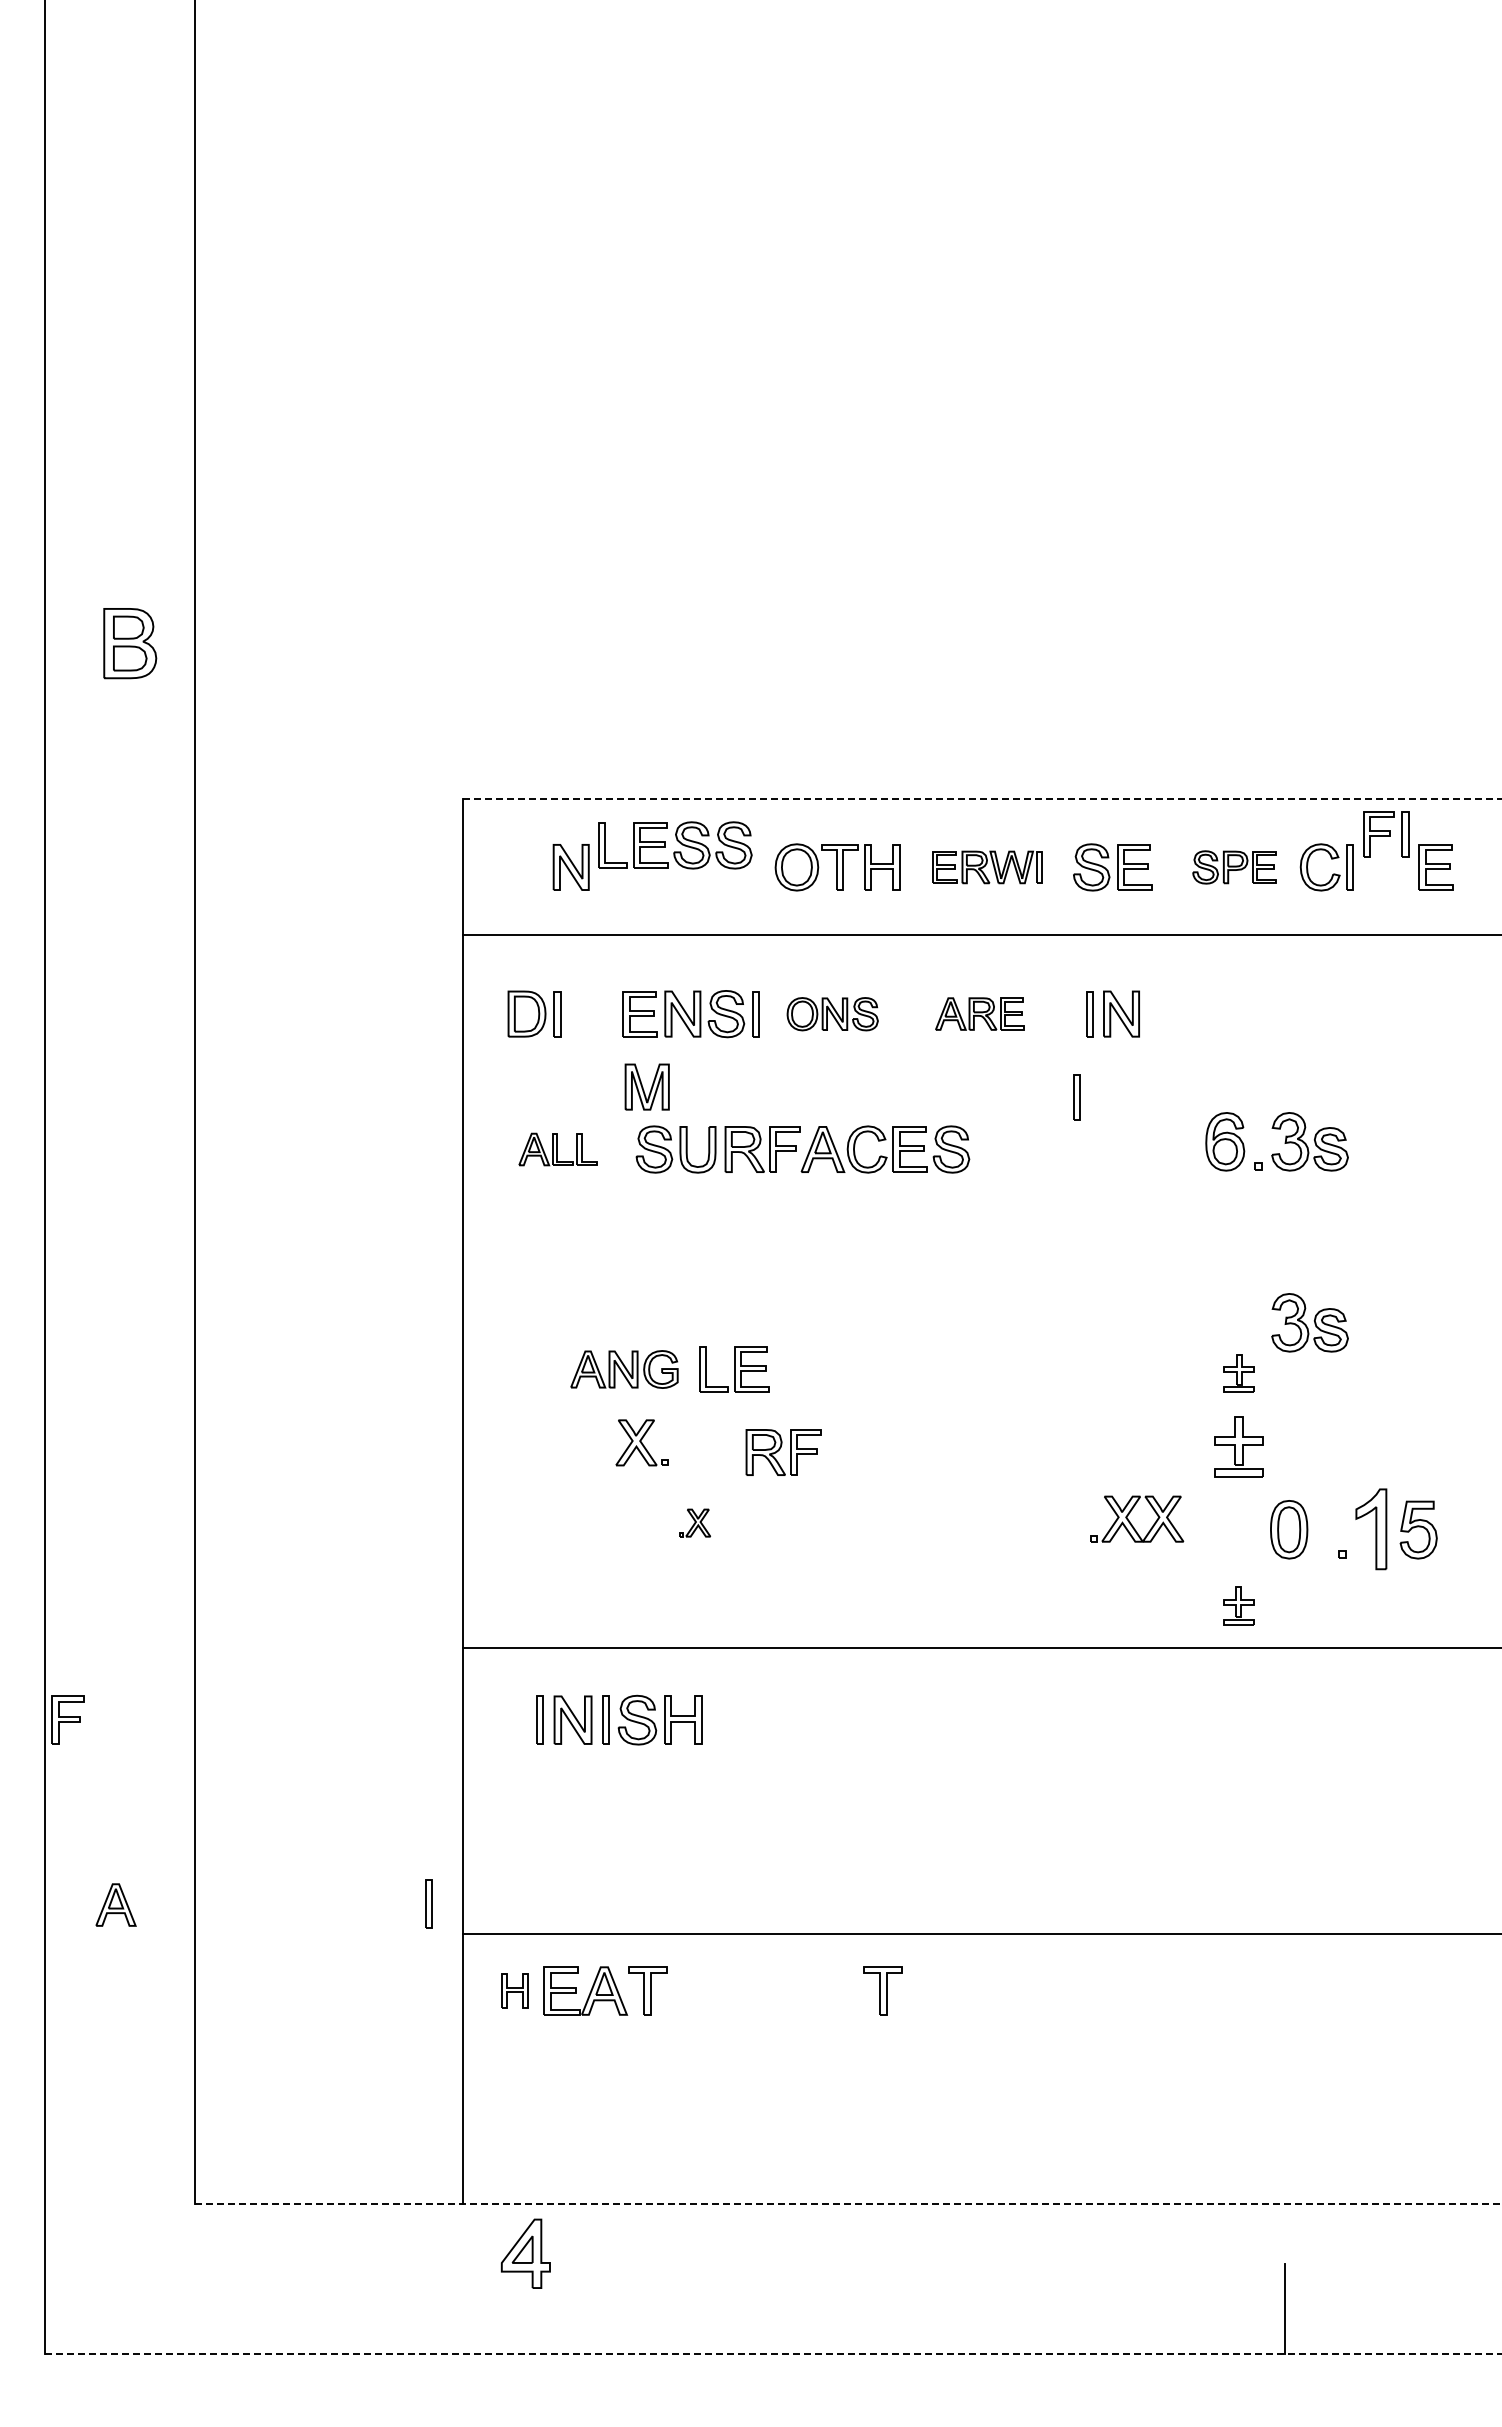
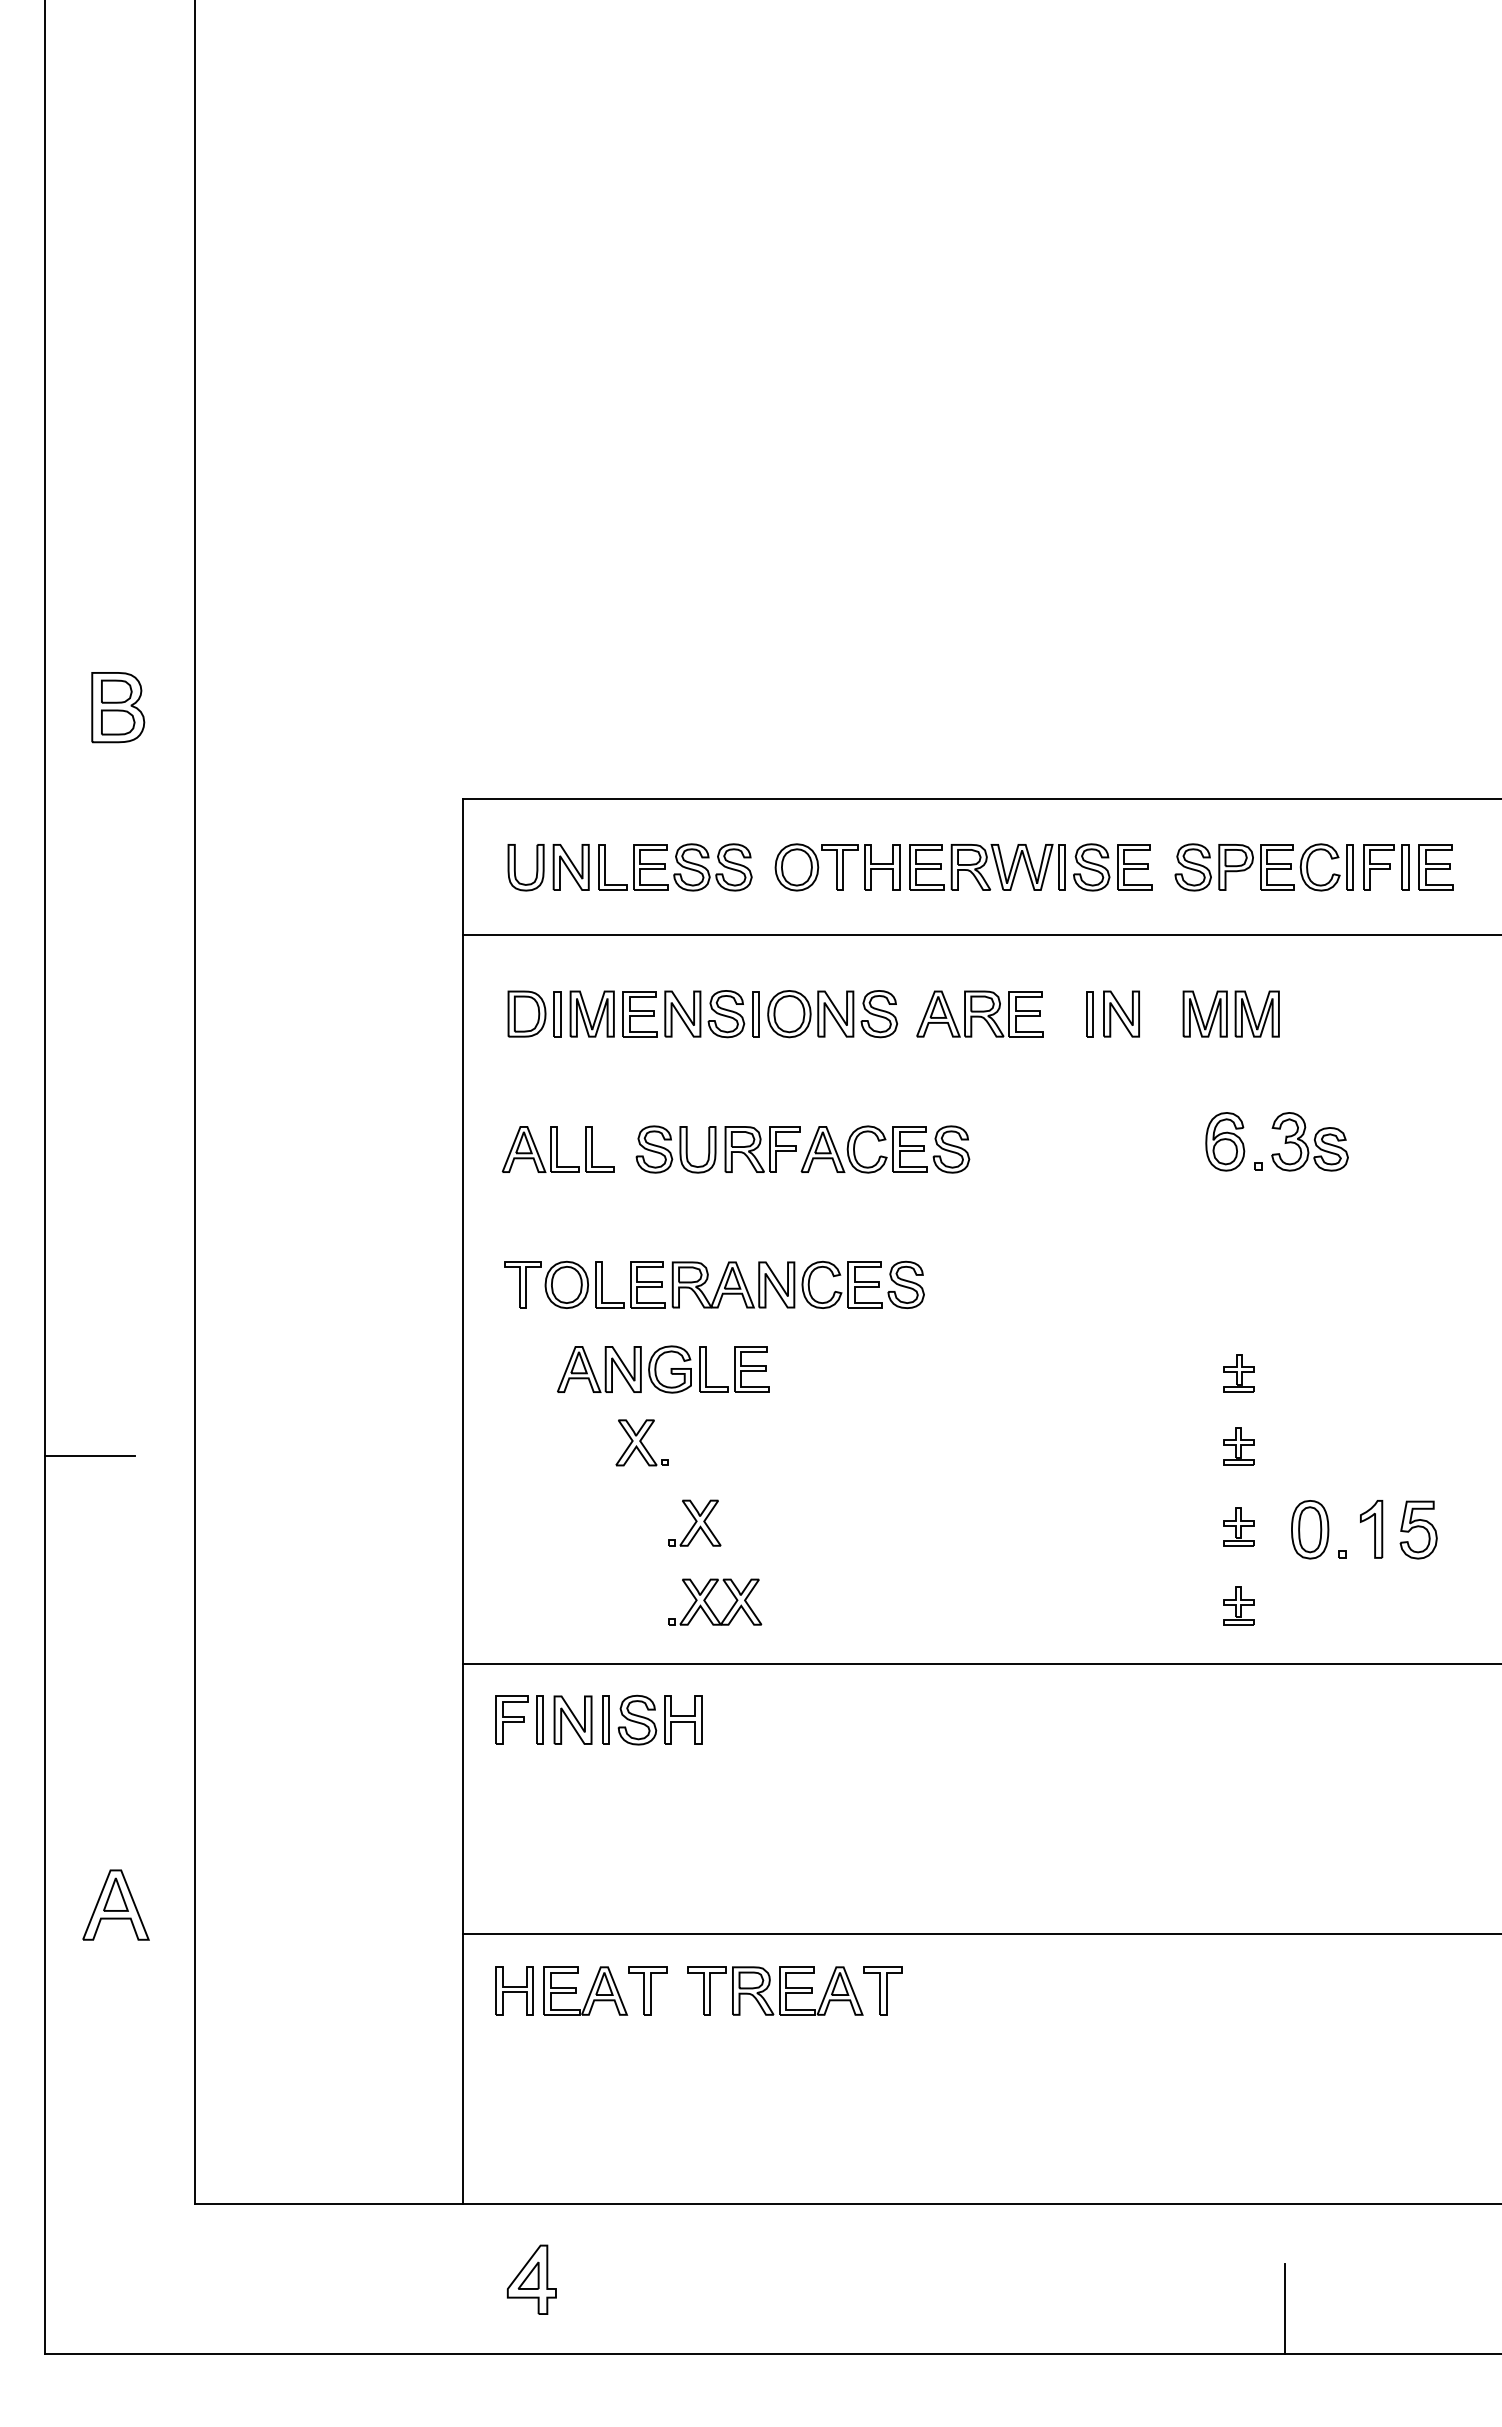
part position: (130, 643) -> (118, 707) (118, 707)
line: dashed -> solid (982, 799)
part position: (1386, 834) -> (1386, 867) (1386, 867)
part position: (675, 845) -> (675, 867) (675, 867)
part: none -> present (515, 867)
part size: 111x35 px -> 157x47 px (987, 867)
part size: 85x35 px -> 121x49 px (1234, 867)
part size: 90x34 px -> 128x48 px (979, 1013)
part: none -> present (1230, 1013)
part size: 93x35 px -> 132x49 px (832, 1014)
part position: (646, 1086) -> (591, 1013) (591, 1013)
part: present -> none (1076, 1097)
part size: 80x35 px -> 114x47 px (557, 1149)
part: none -> present (714, 1284)
part: present -> none (1309, 1322)
part size: 109x39 px -> 135x49 px (624, 1369)
part size: 50x62 px -> 32x39 px (1238, 1446)
part: present -> none (783, 1452)
line: none -> present (89, 1456)
part position: (1130, 1521) -> (708, 1604) (708, 1604)
part size: 32x30 px -> 54x48 px (694, 1522)
part: none -> present (1238, 1526)
part position: (1289, 1529) -> (1310, 1529) (1310, 1529)
part size: 33x83 px -> 24x59 px (1371, 1529)
line position: (980, 1648) -> (980, 1664) (980, 1664)
part position: (67, 1719) -> (511, 1719) (511, 1719)
part: present -> none (428, 1903)
part size: 42x44 px -> 68x72 px (115, 1904)
part size: 28x36 px -> 39x50 px (514, 1990)
part: none -> present (775, 1990)
line: dashed -> solid (848, 2204)
part position: (525, 2253) -> (531, 2279) (531, 2279)
line: dashed -> solid (773, 2354)
